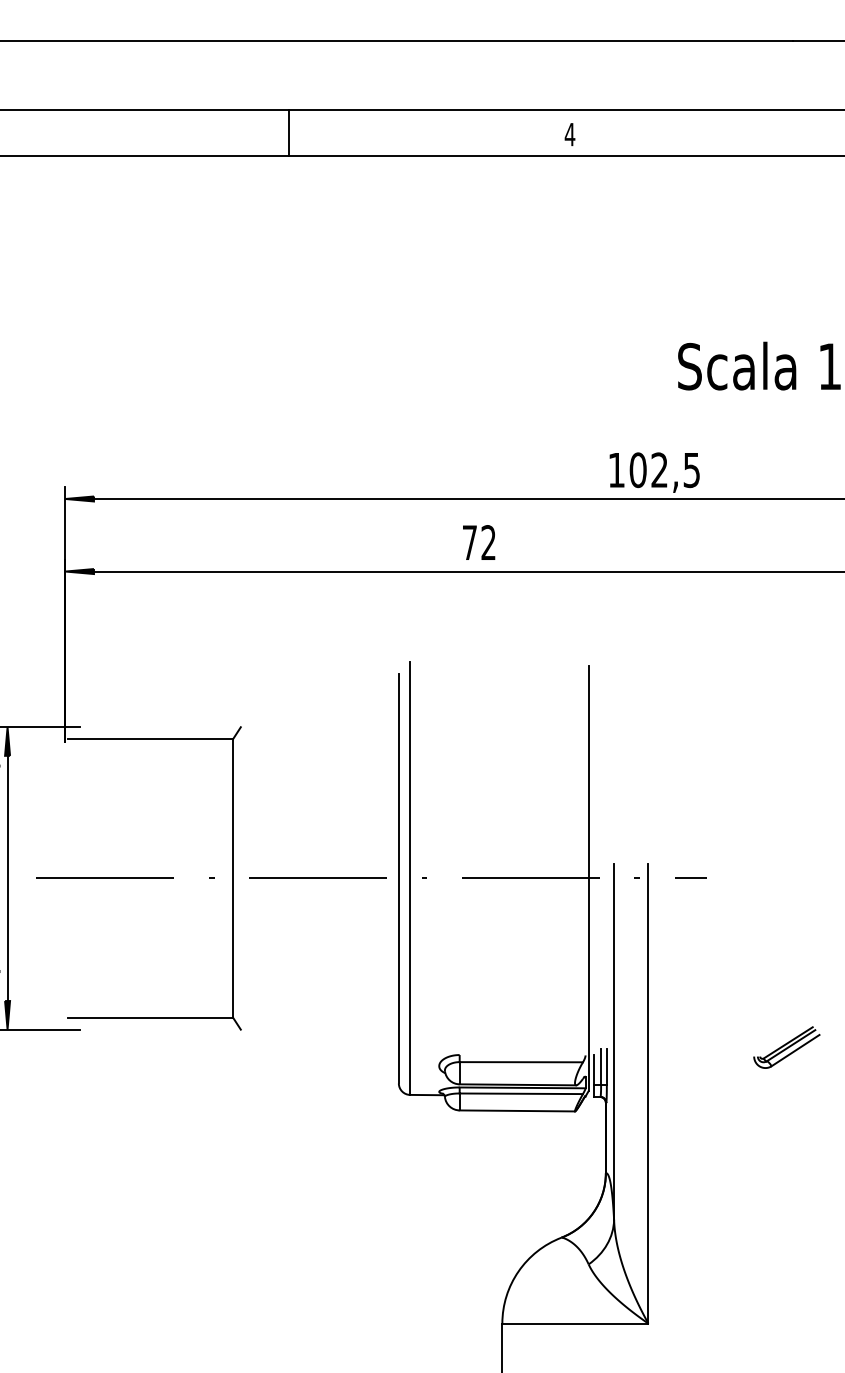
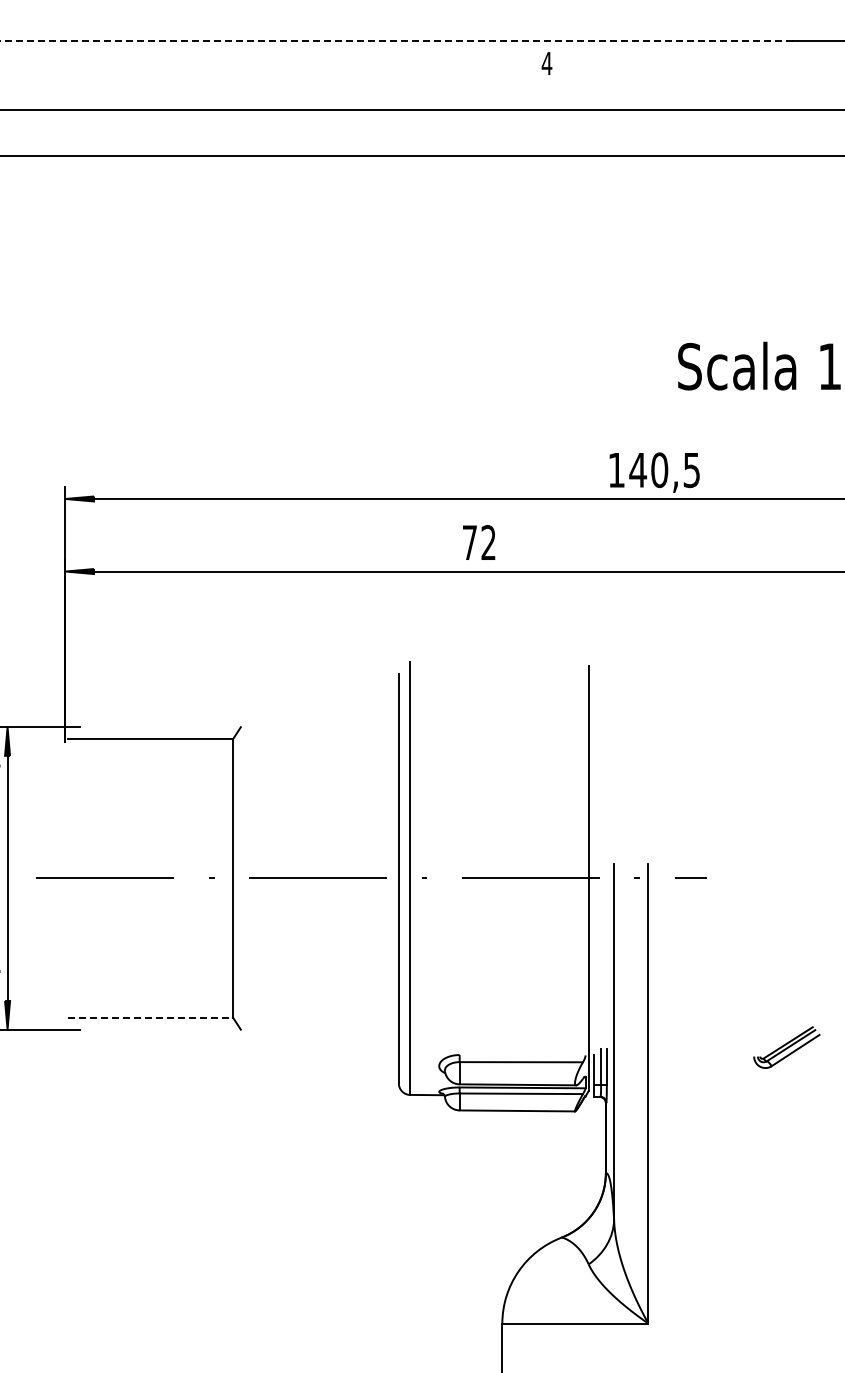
line: solid -> dashed (396, 41)
line: present -> none (289, 133)
text position: (569, 134) -> (546, 63) (546, 63)
text: 102,5 -> 140,5 (648, 470)
line: solid -> dashed (151, 1017)
